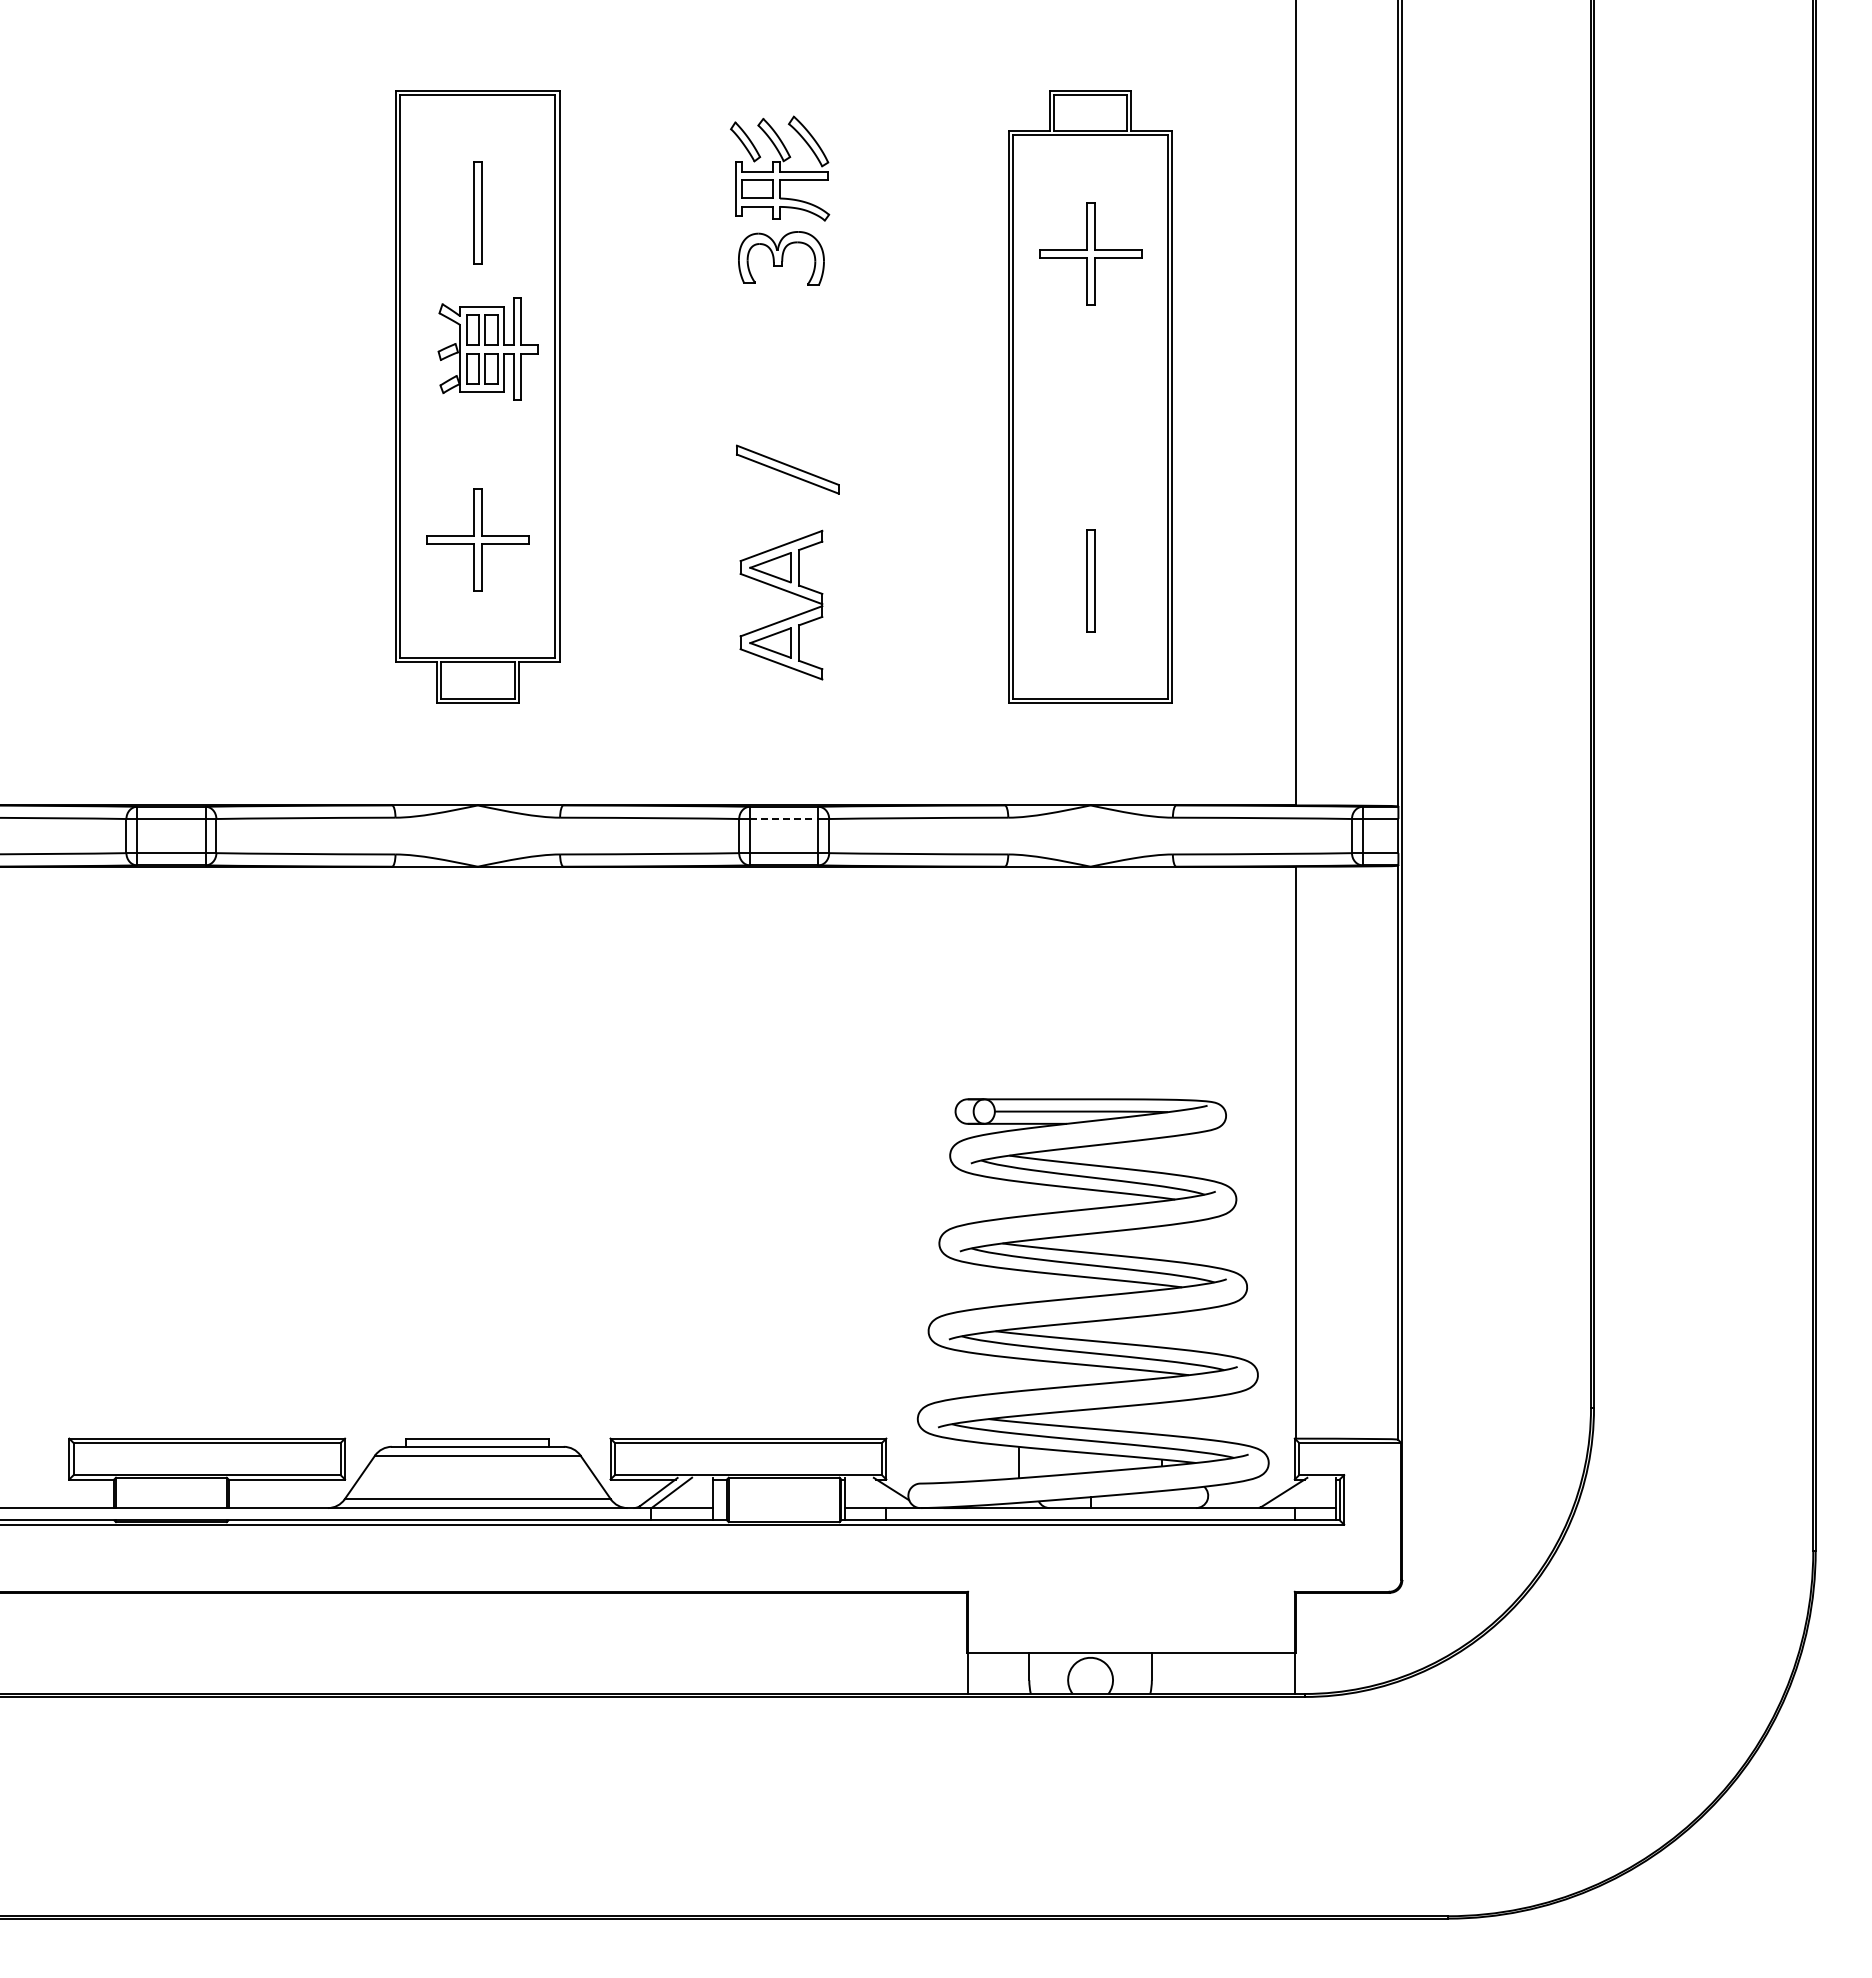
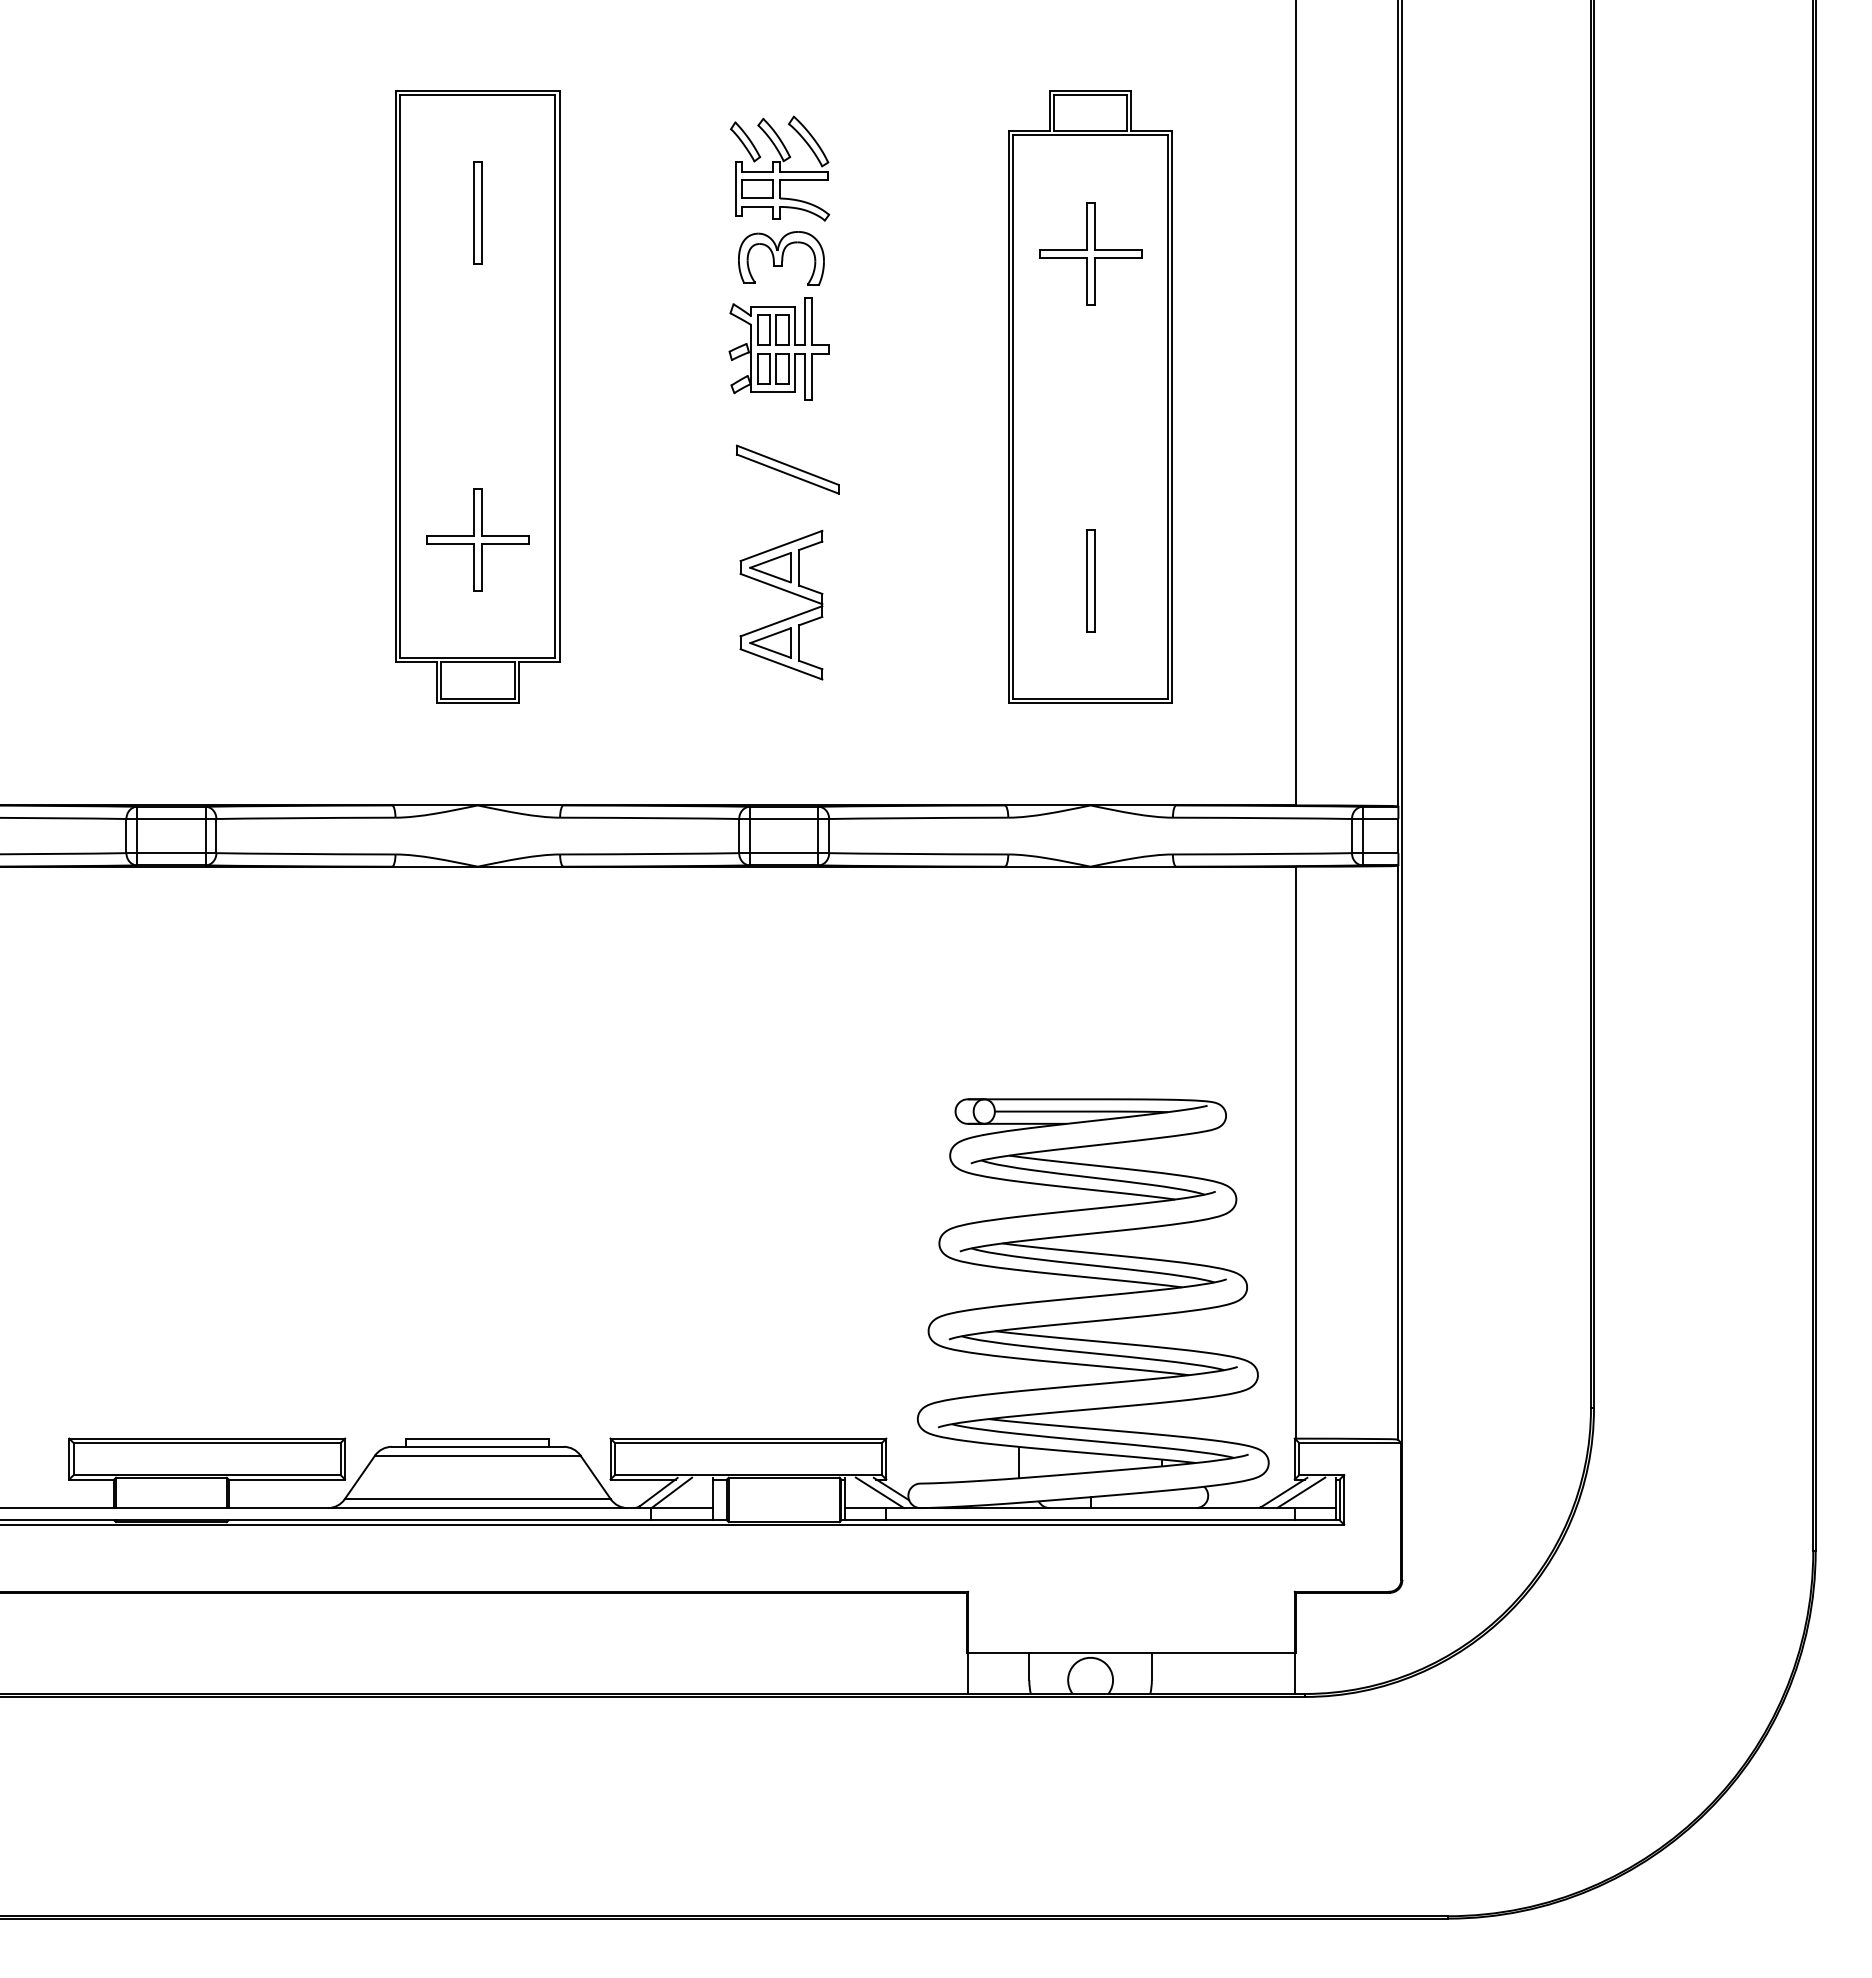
part position: (487, 348) -> (778, 348) (778, 348)
line: dashed -> solid (784, 819)
line: none -> present (879, 1492)
line: none -> present (1301, 1492)
